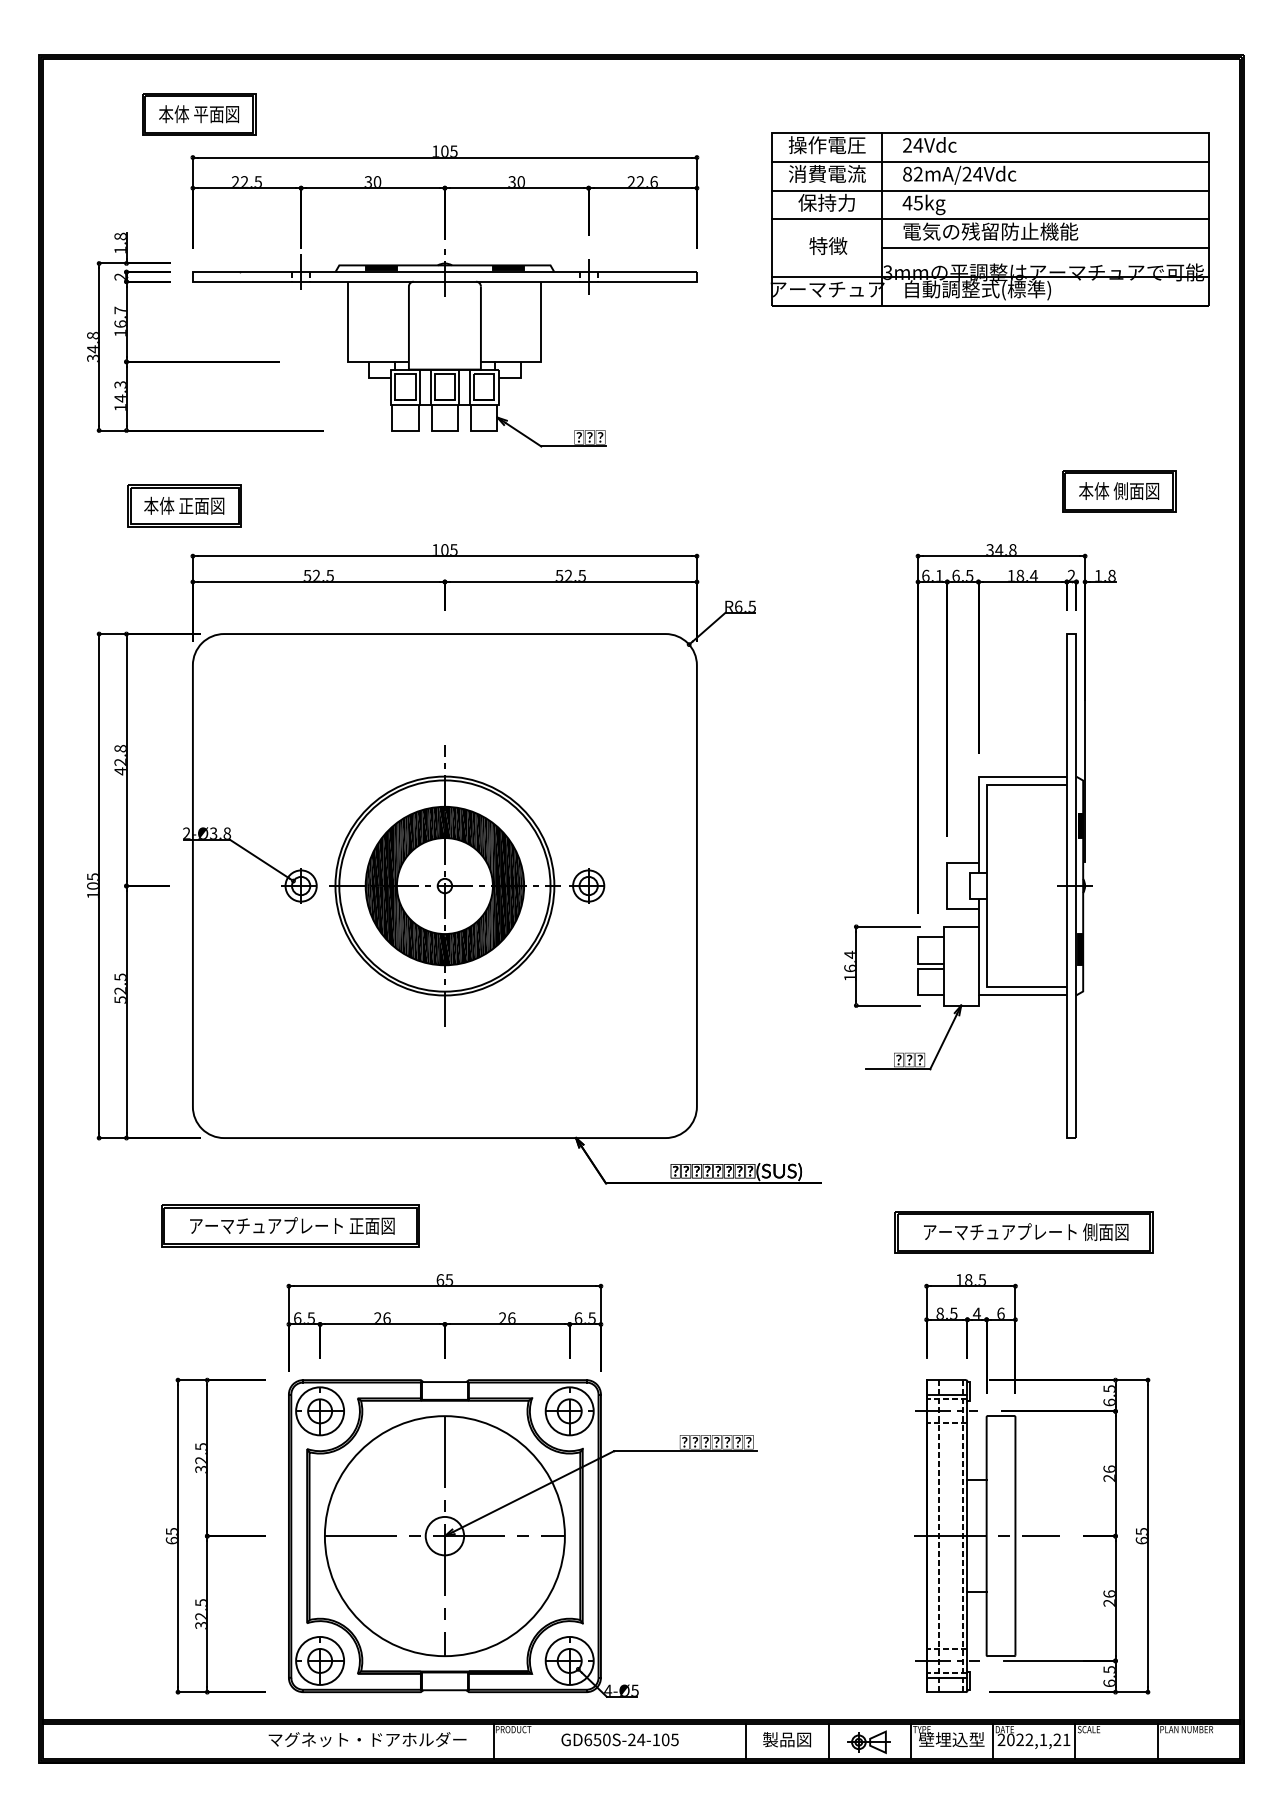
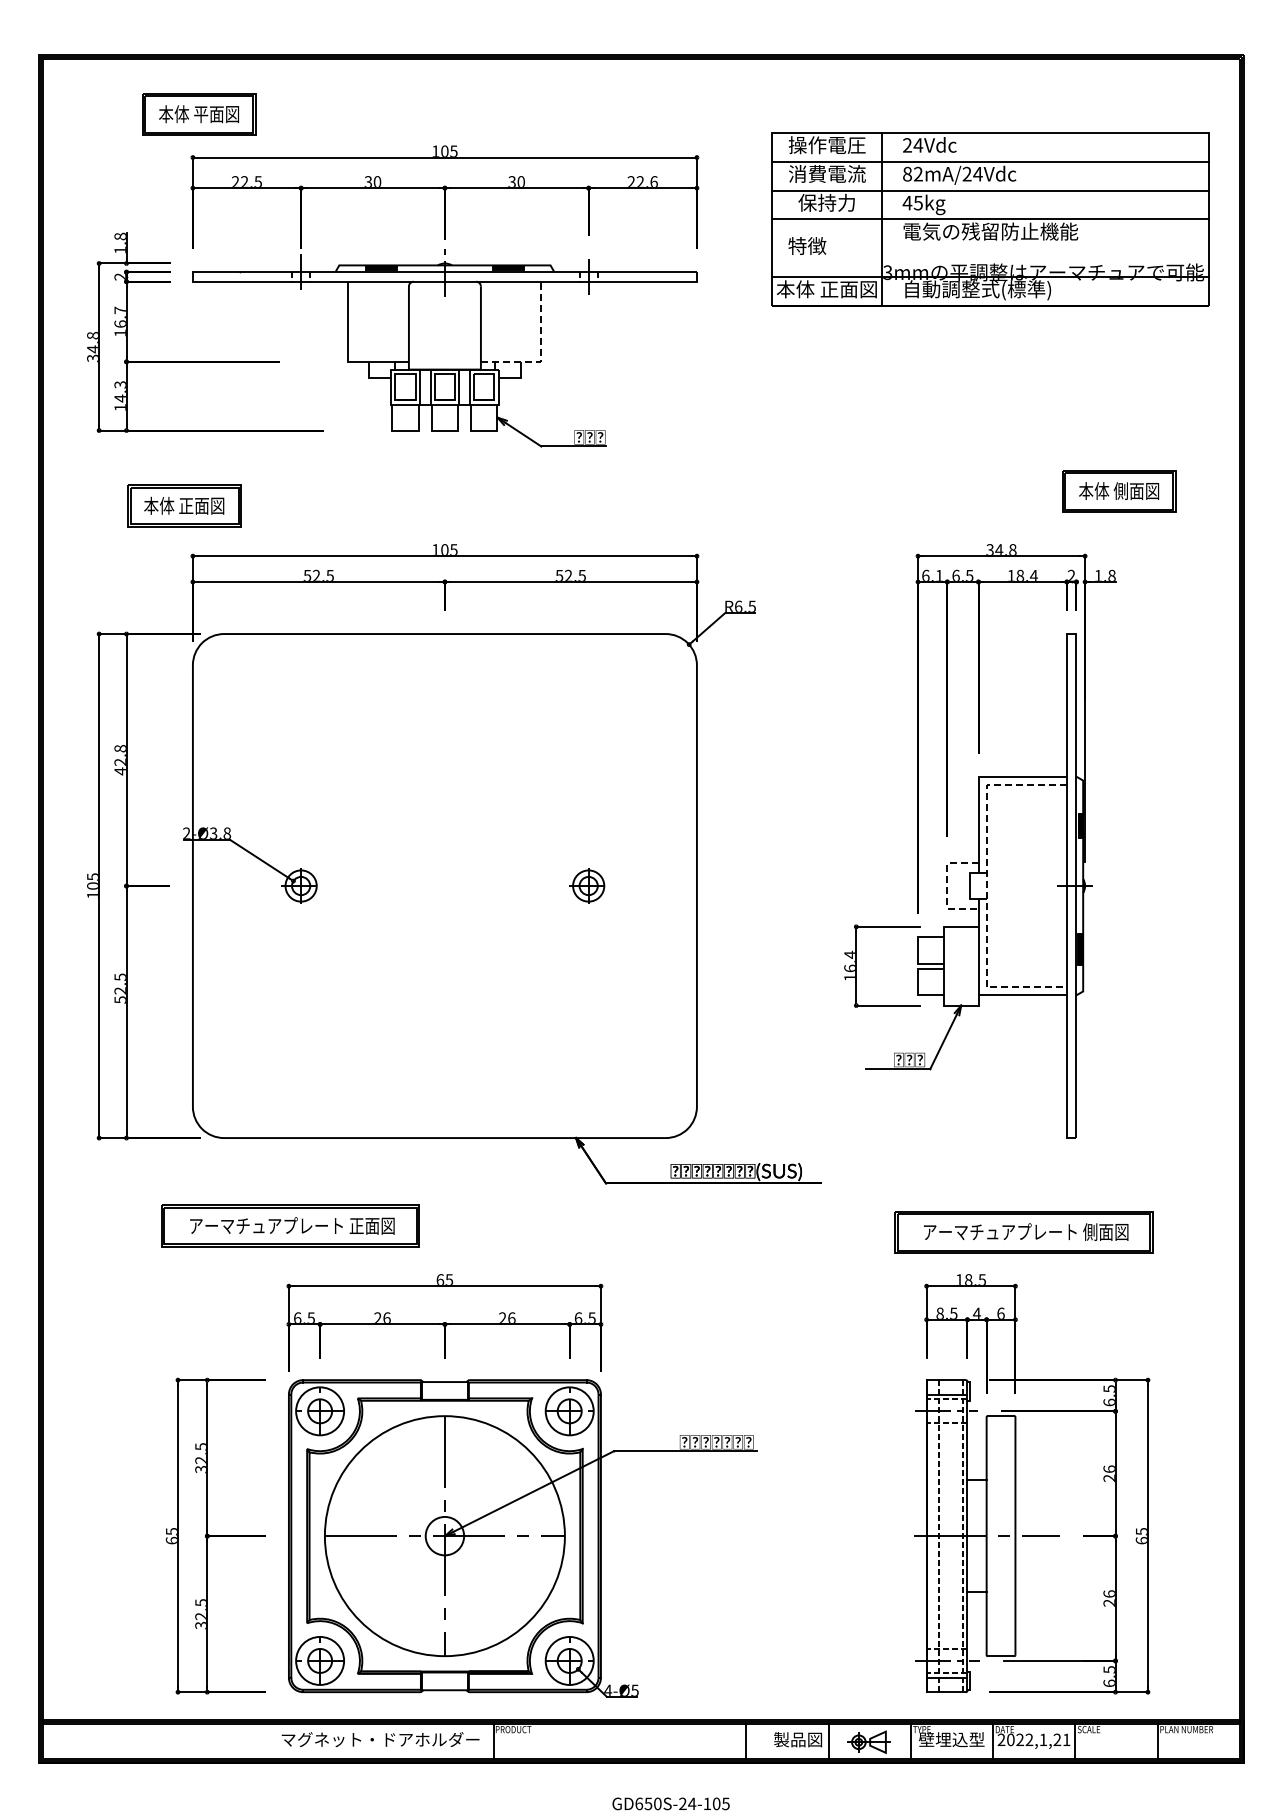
text position: (828, 245) -> (807, 245) (807, 245)
line: present -> none (1045, 248)
text: アーマチュア -> 本体 正面図 (827, 289)
line: solid -> dashed (541, 352)
part: present -> none (444, 885)
line: solid -> dashed (947, 886)
line: solid -> dashed (986, 886)
text position: (367, 1739) -> (380, 1739) (380, 1739)
text position: (619, 1739) -> (670, 1803) (670, 1803)
text position: (786, 1739) -> (797, 1739) (797, 1739)
